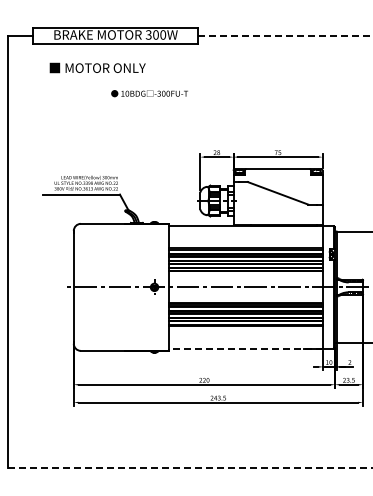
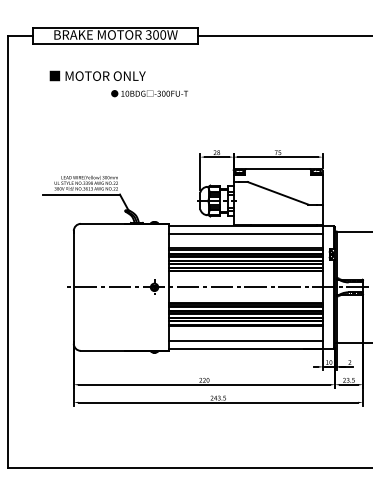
line: dashed -> solid (285, 36)
text position: (97, 67) -> (97, 75) (97, 75)
line: none -> present (245, 233)
line: none -> present (245, 341)
line: dashed -> solid (245, 348)
line: dashed -> solid (190, 467)
